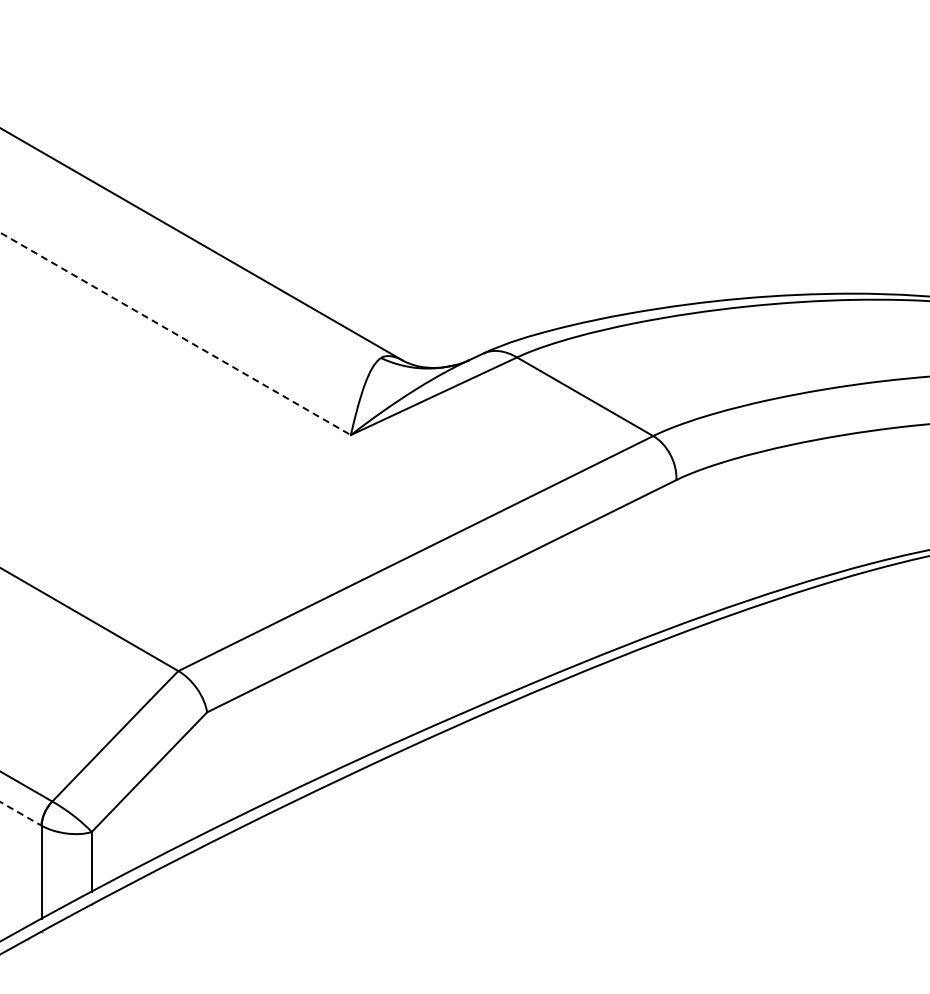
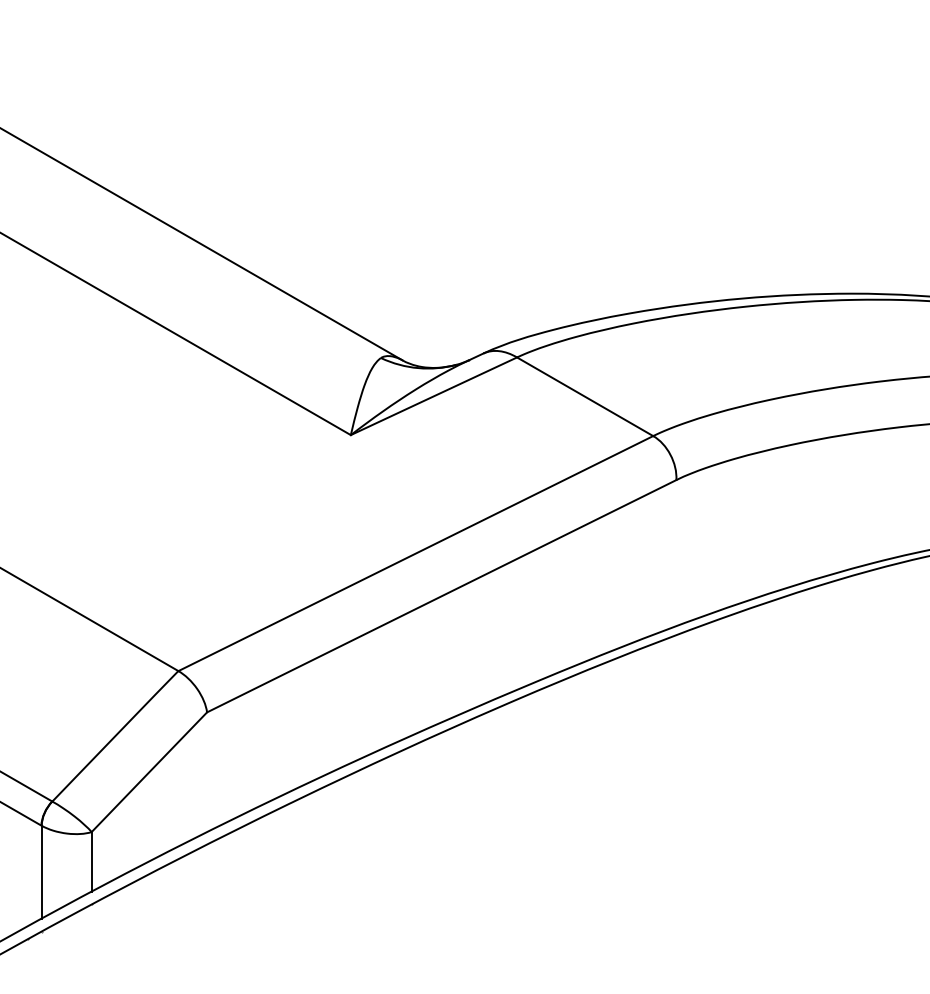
line: dashed -> solid (176, 334)
line: dashed -> solid (20, 813)
